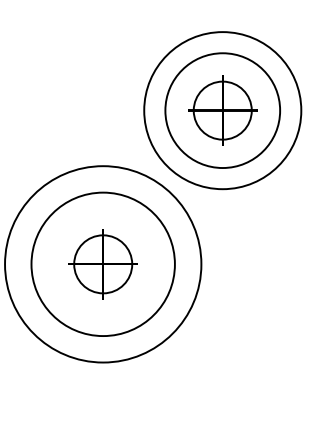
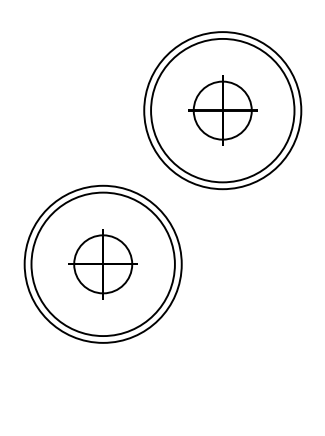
circle diameter: 115 px -> 143 px (222, 110)
circle diameter: 196 px -> 157 px (102, 263)
